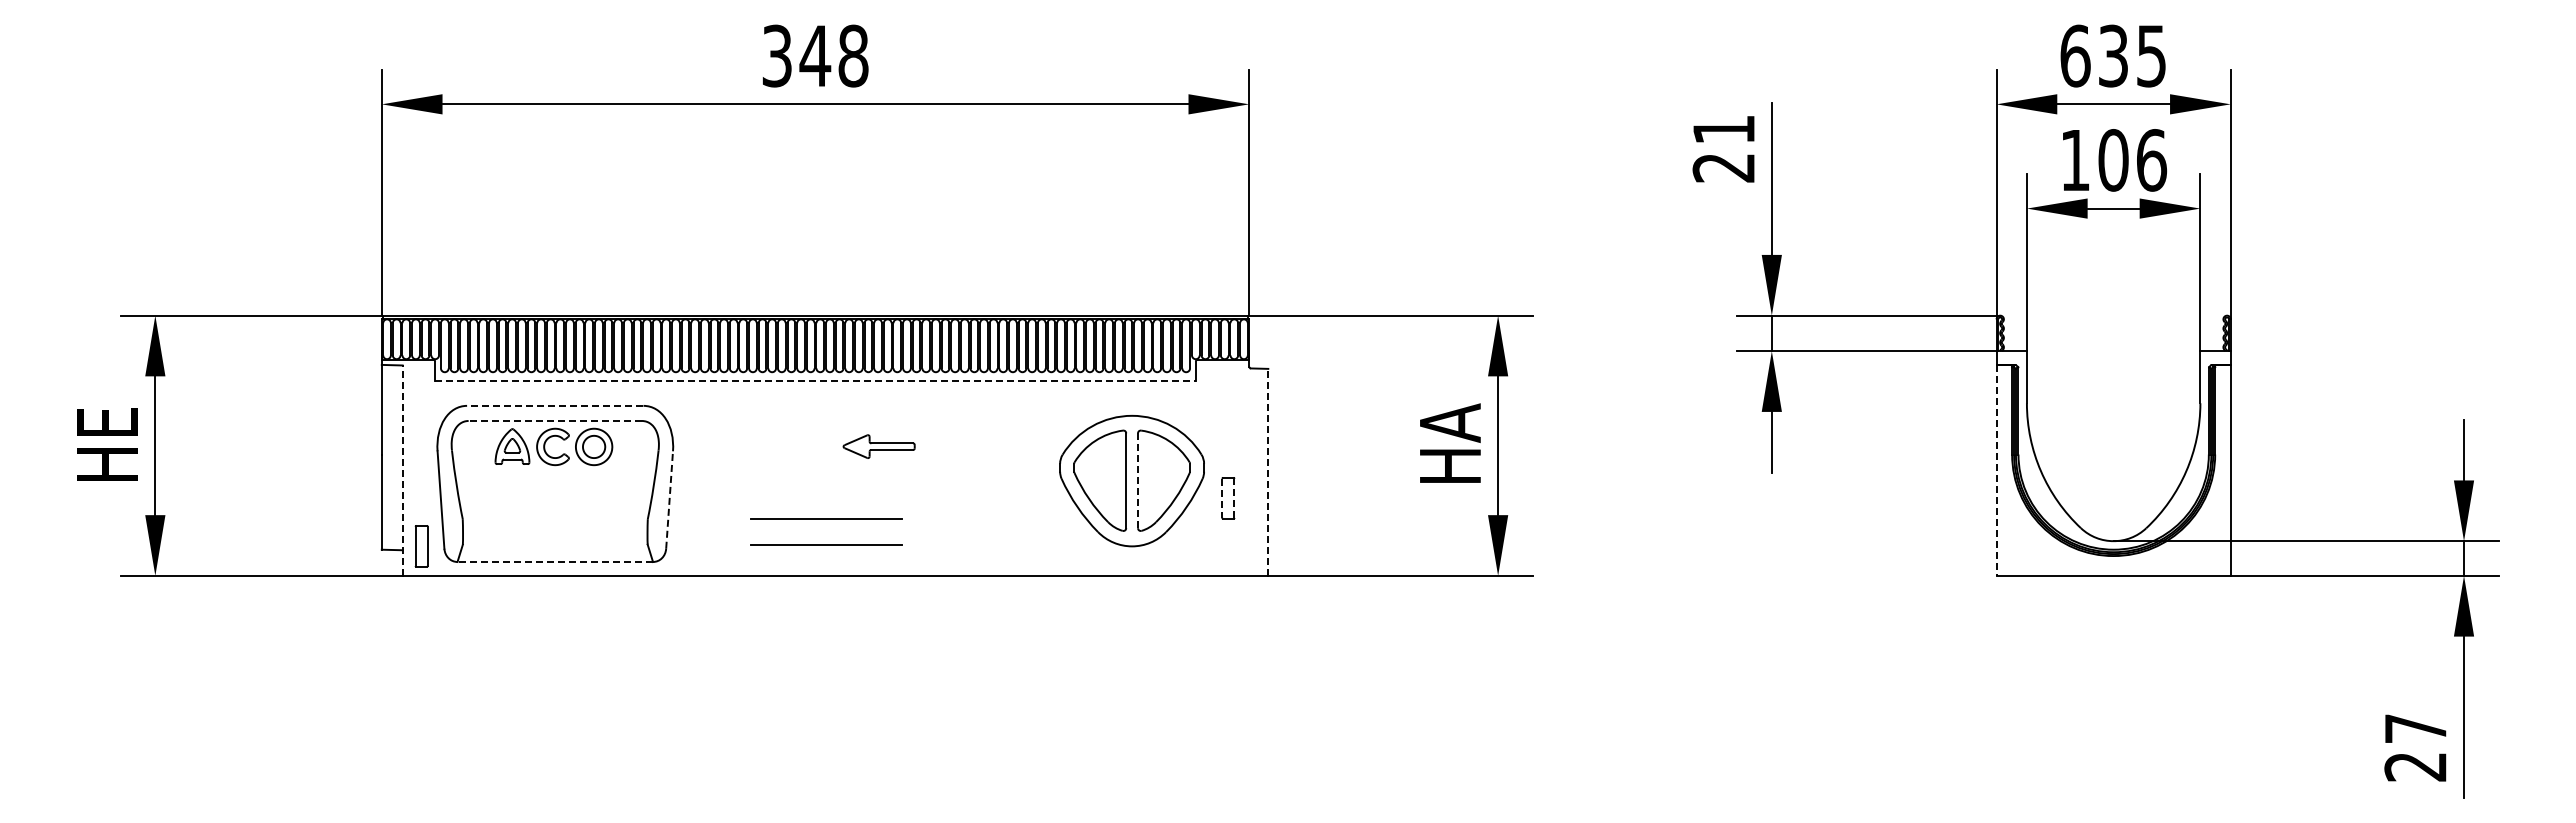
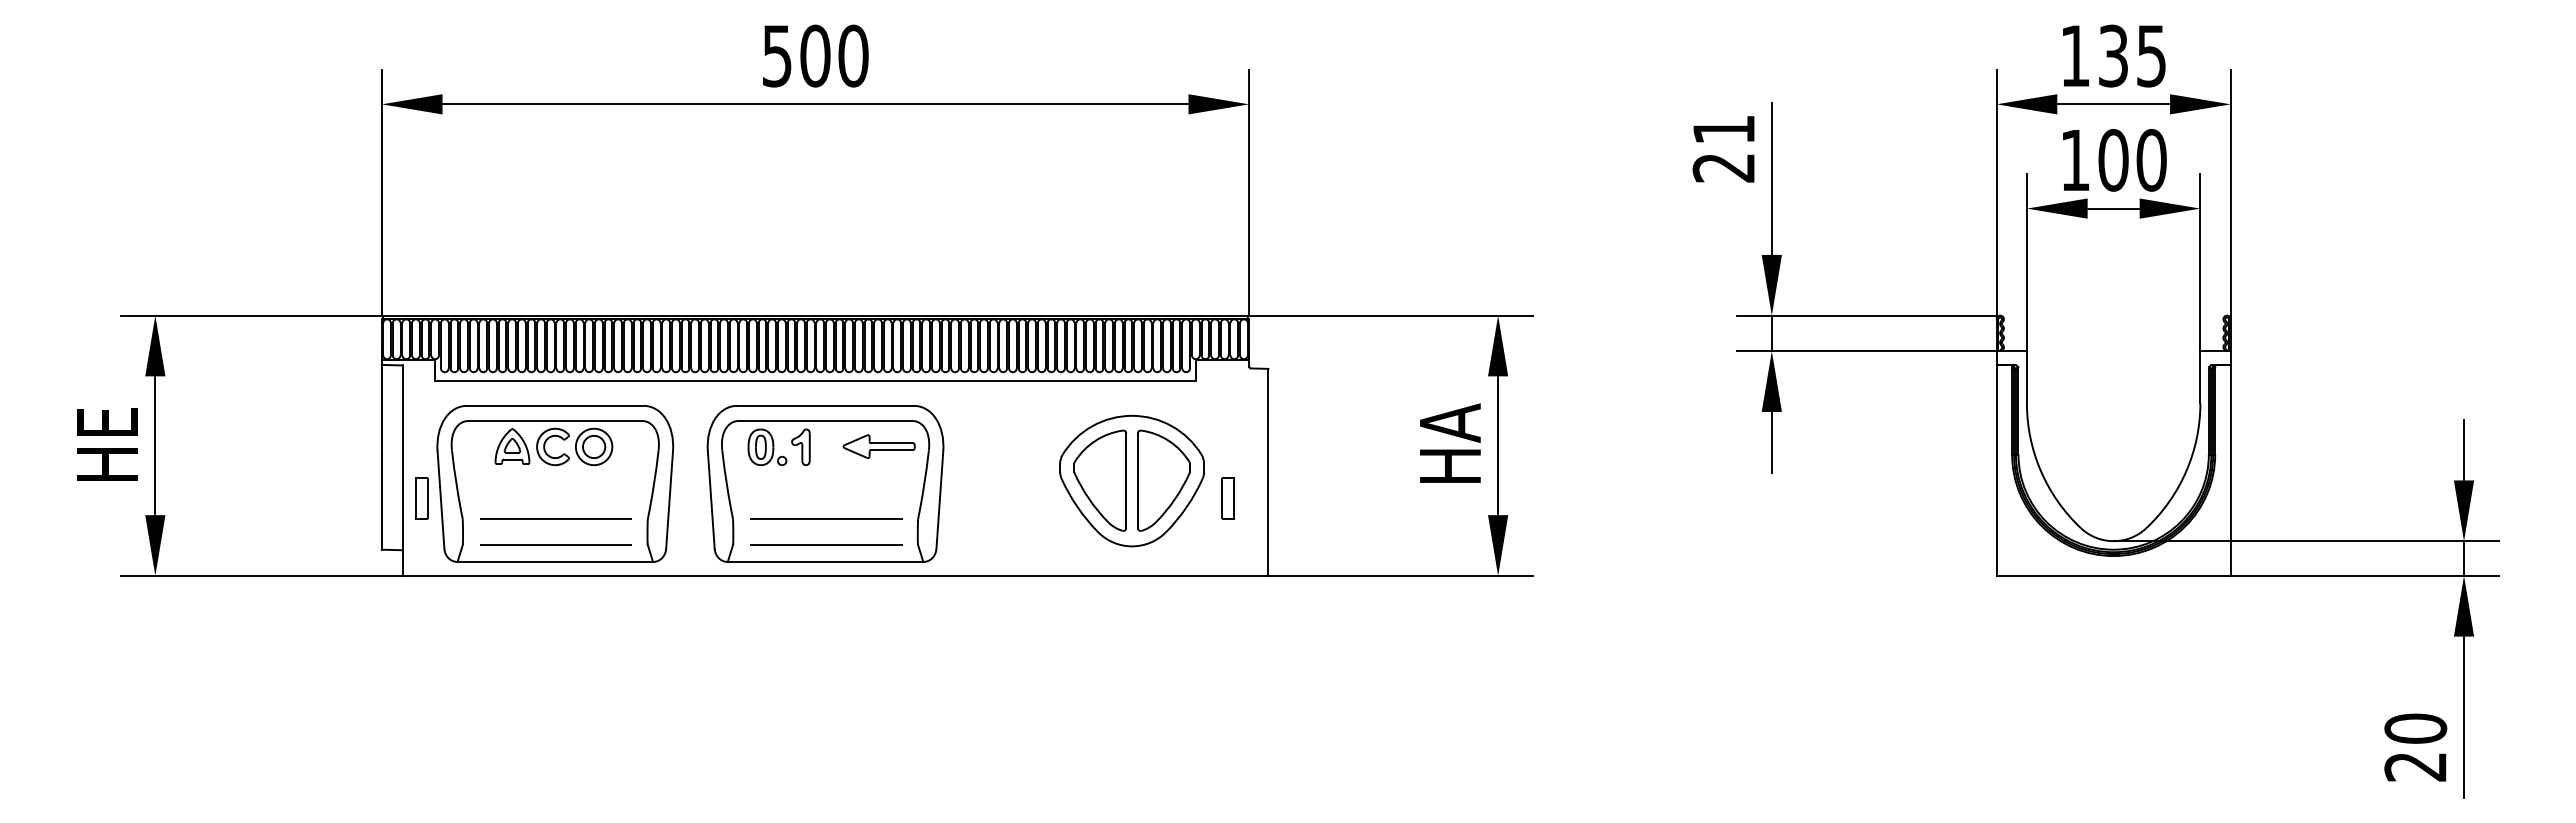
text: 348 -> 500 (815, 55)
text: 635 -> 135 (2075, 55)
text: 106 -> 100 (2151, 160)
line: dashed -> solid (816, 381)
line: dashed -> solid (554, 405)
line: dashed -> solid (555, 420)
line: dashed -> solid (402, 470)
line: dashed -> solid (1268, 471)
line: dashed -> solid (1996, 471)
line: dashed -> solid (1138, 481)
part: none -> present (825, 483)
line: dashed -> solid (1222, 498)
line: dashed -> solid (1234, 498)
line: dashed -> solid (669, 500)
line: none -> present (555, 519)
line: none -> present (555, 544)
part position: (421, 546) -> (421, 498) (421, 498)
line: dashed -> solid (555, 561)
text: 27 -> 20 (2415, 728)
